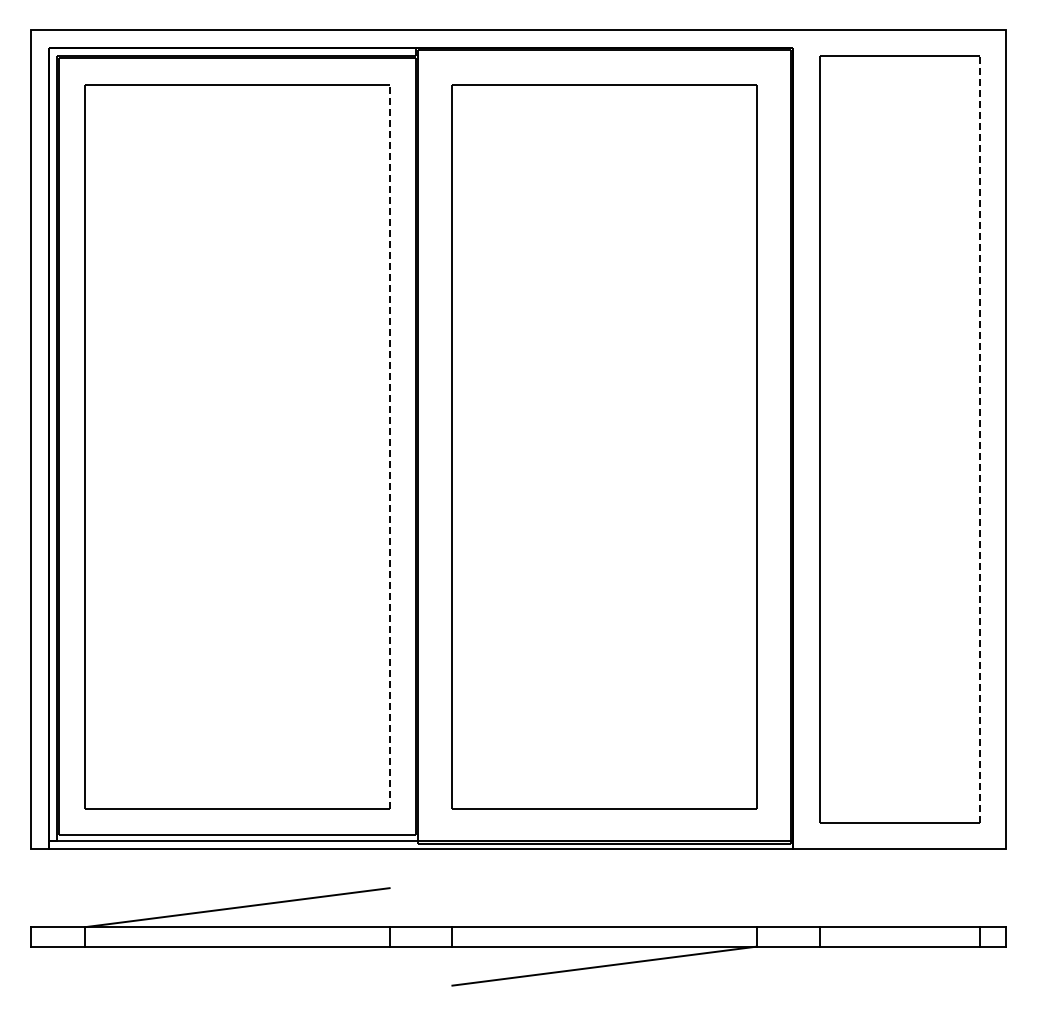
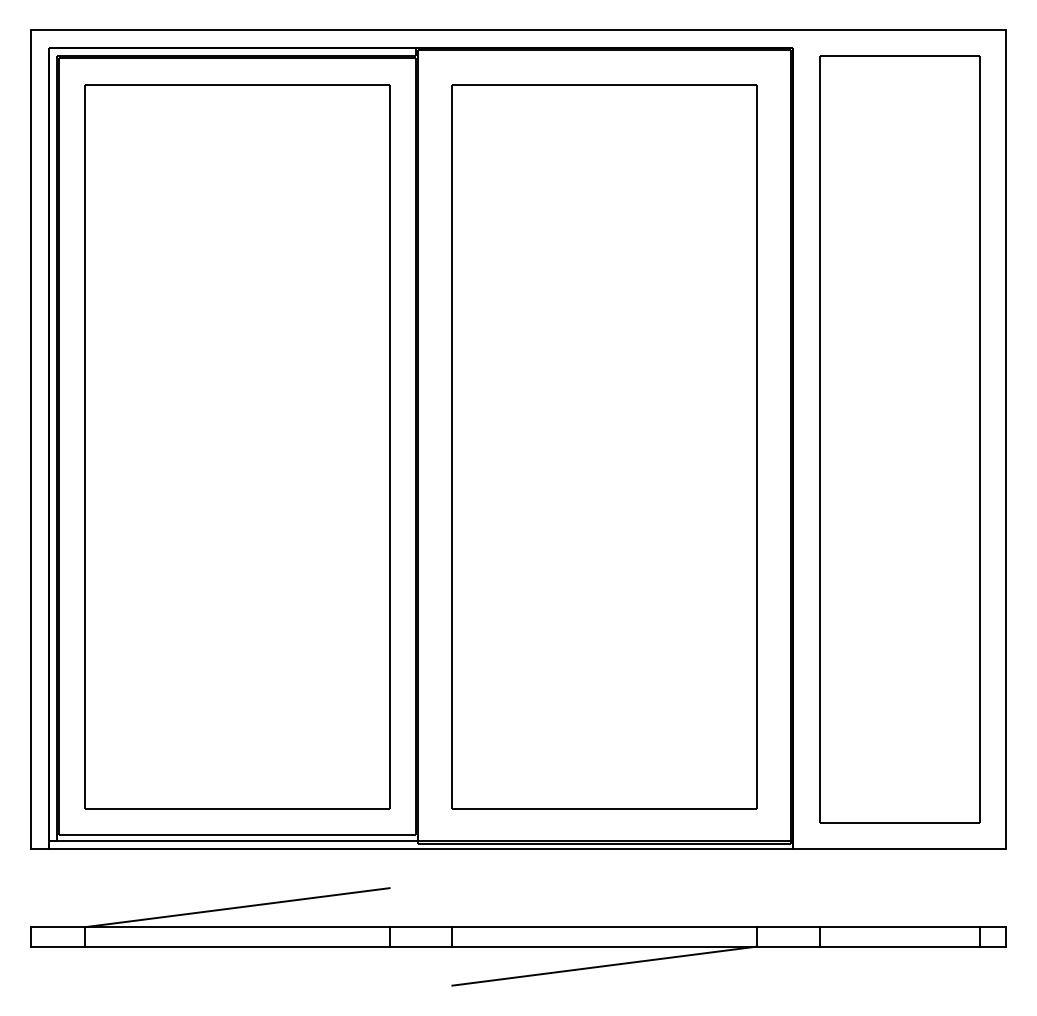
line: dashed -> solid (979, 439)
line: dashed -> solid (389, 446)
